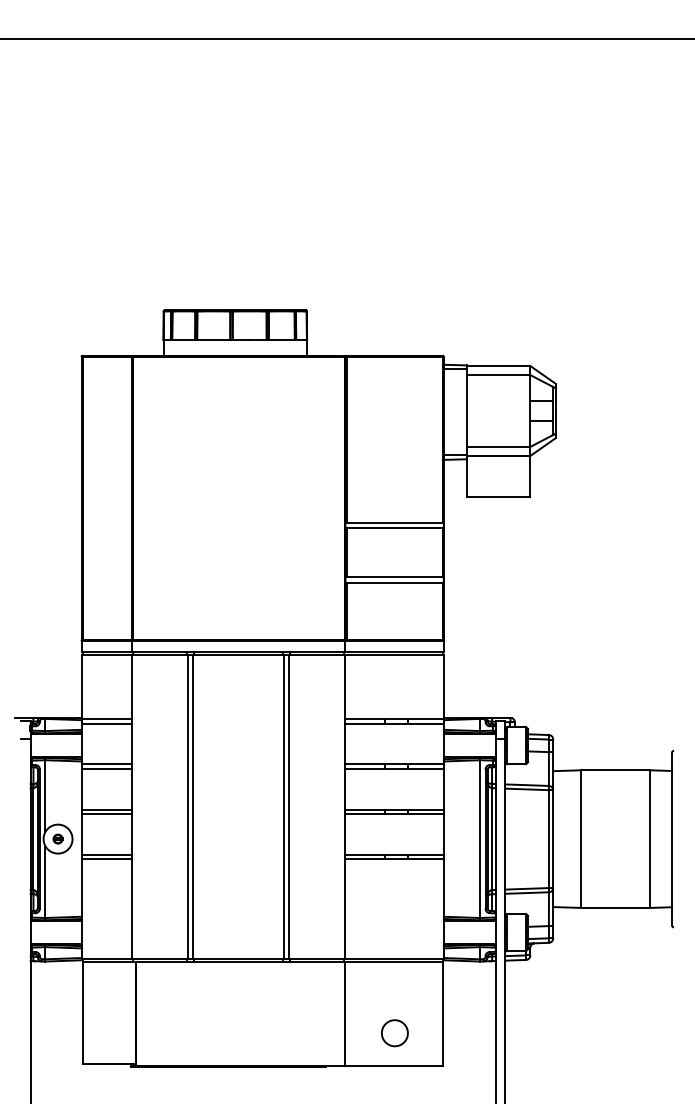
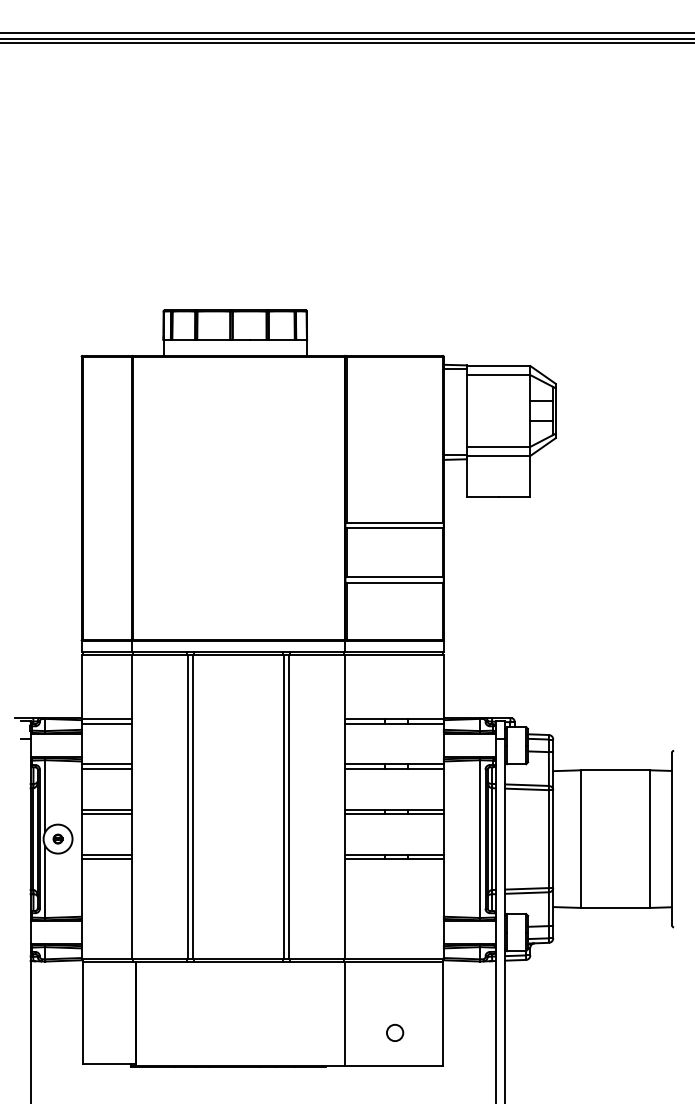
line: none -> present (346, 33)
line: none -> present (346, 42)
circle size: 28x29 px -> 19x19 px (395, 1032)
